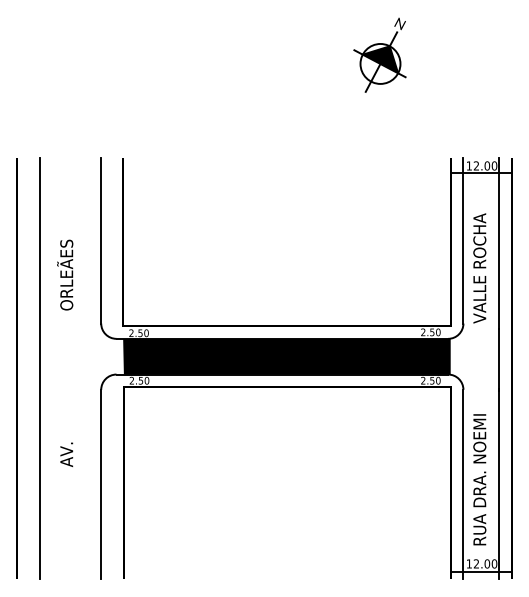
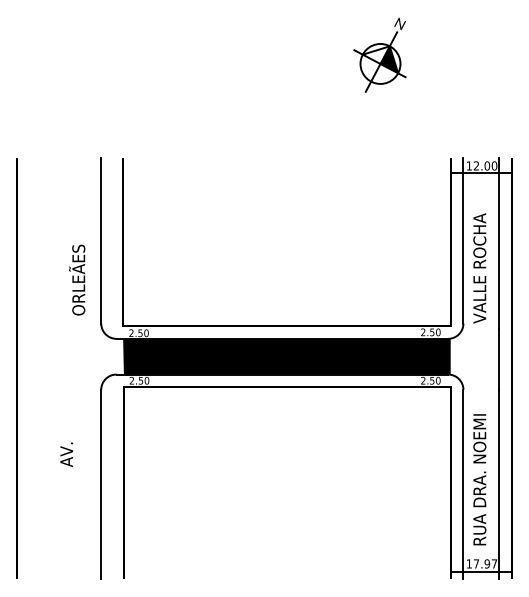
fill: present -> none (375, 54)
text position: (65, 274) -> (77, 279) (77, 279)
line: present -> none (40, 368)
text: 12.00 -> 17.97 (485, 563)
